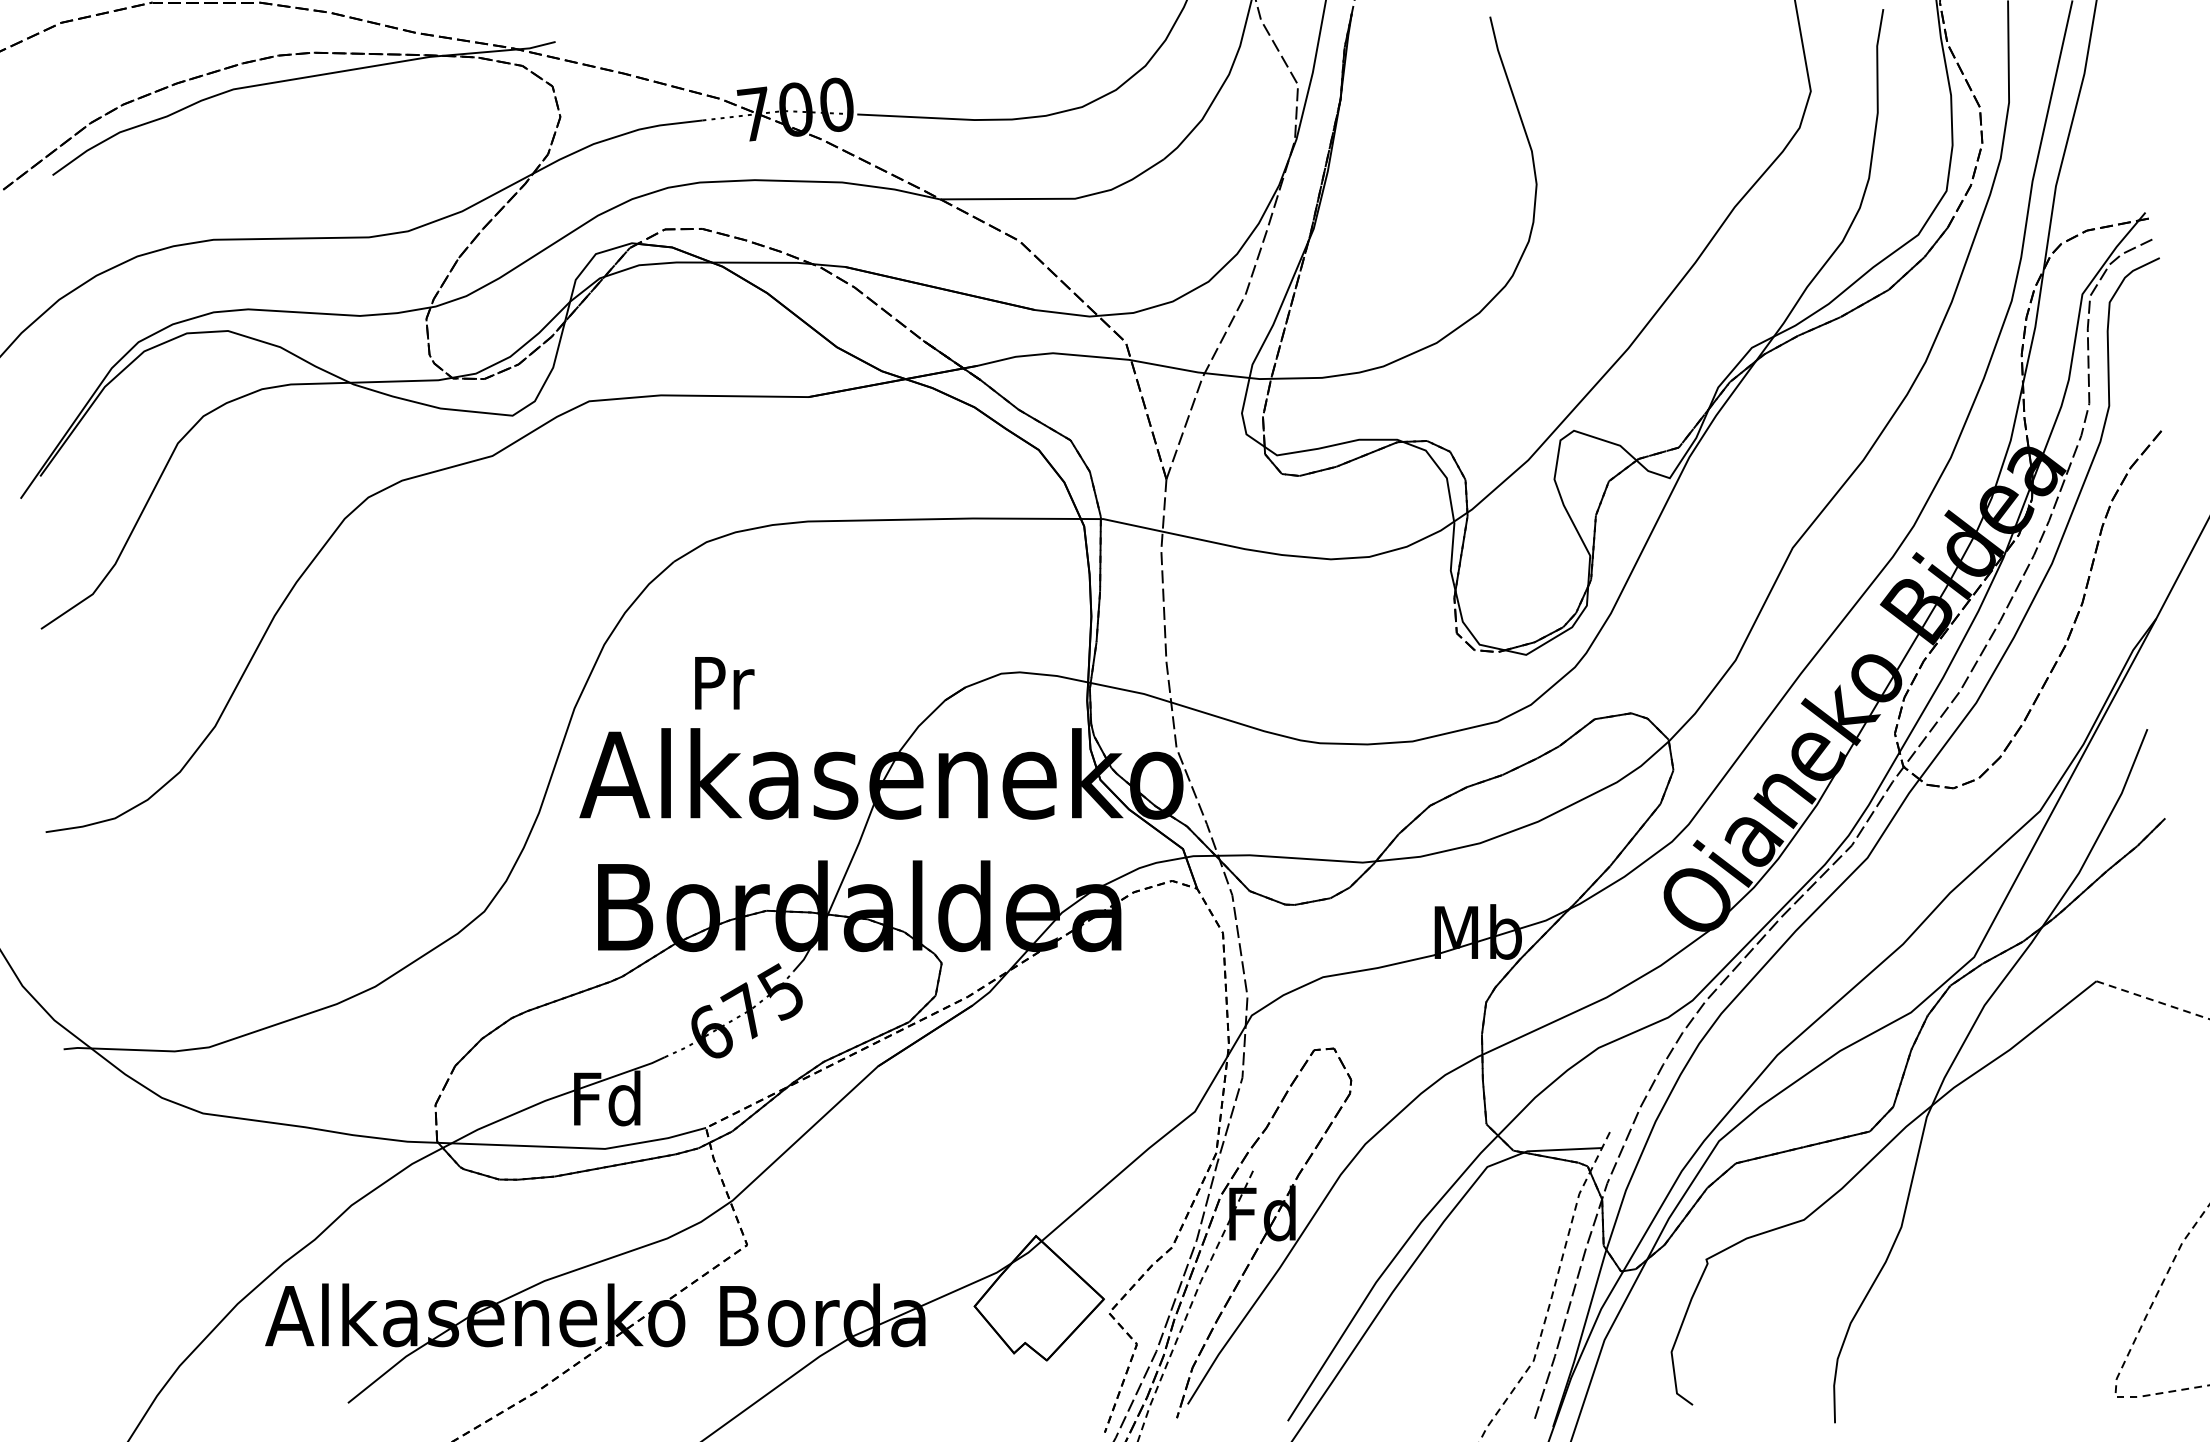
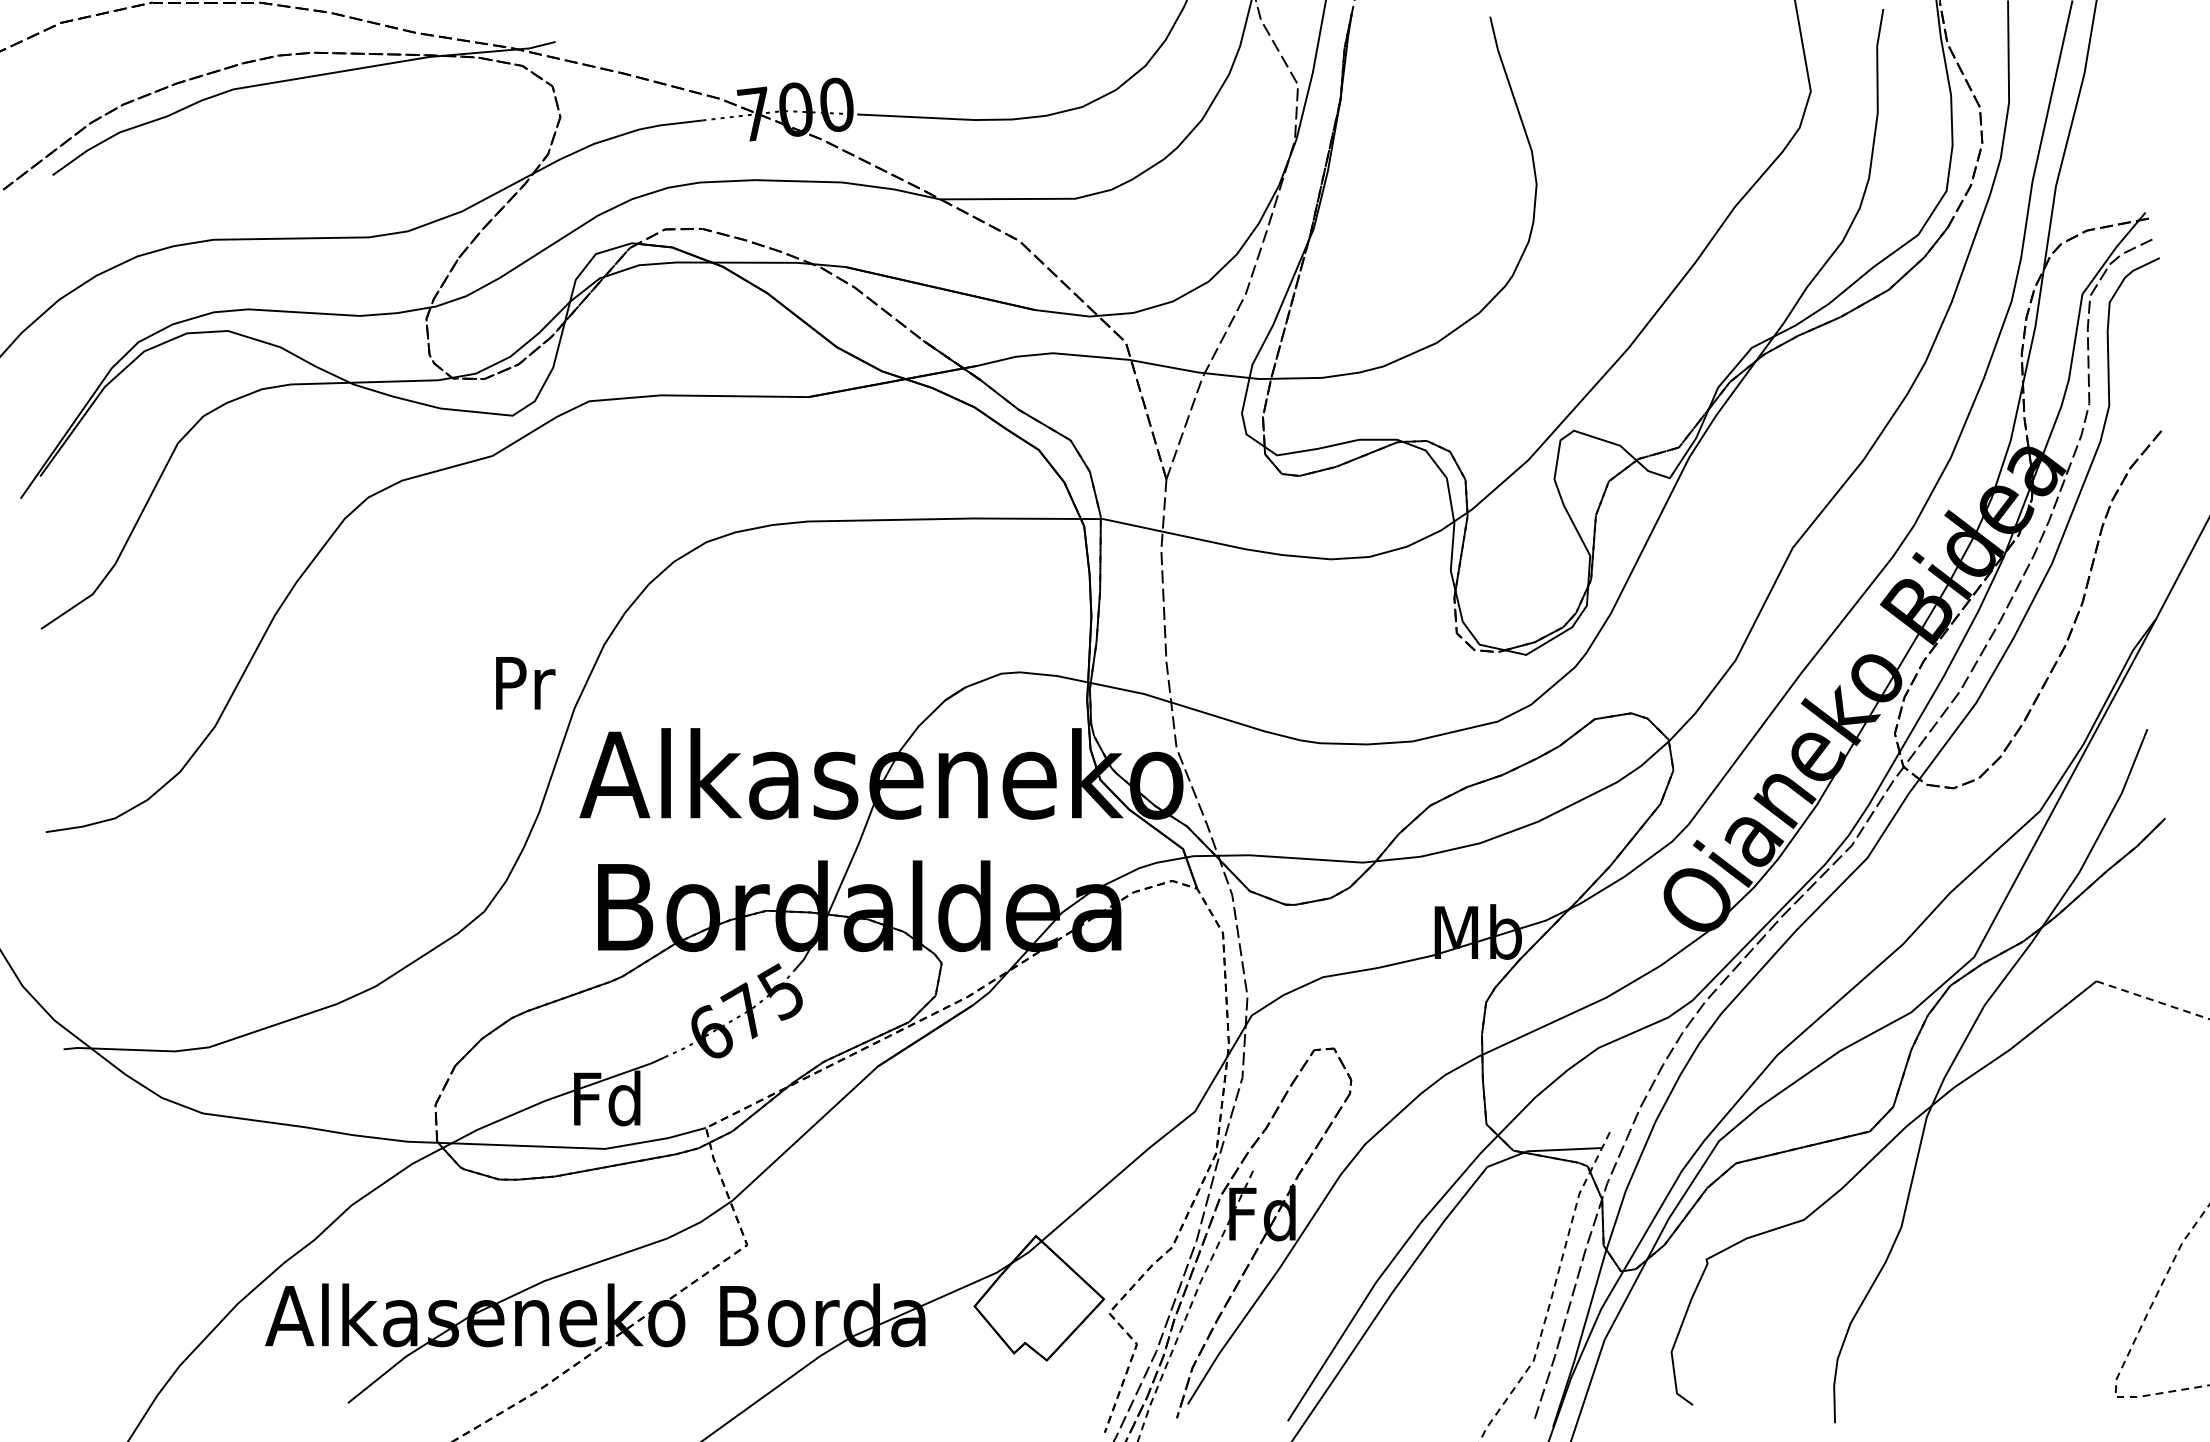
text position: (724, 683) -> (525, 683) (525, 683)
